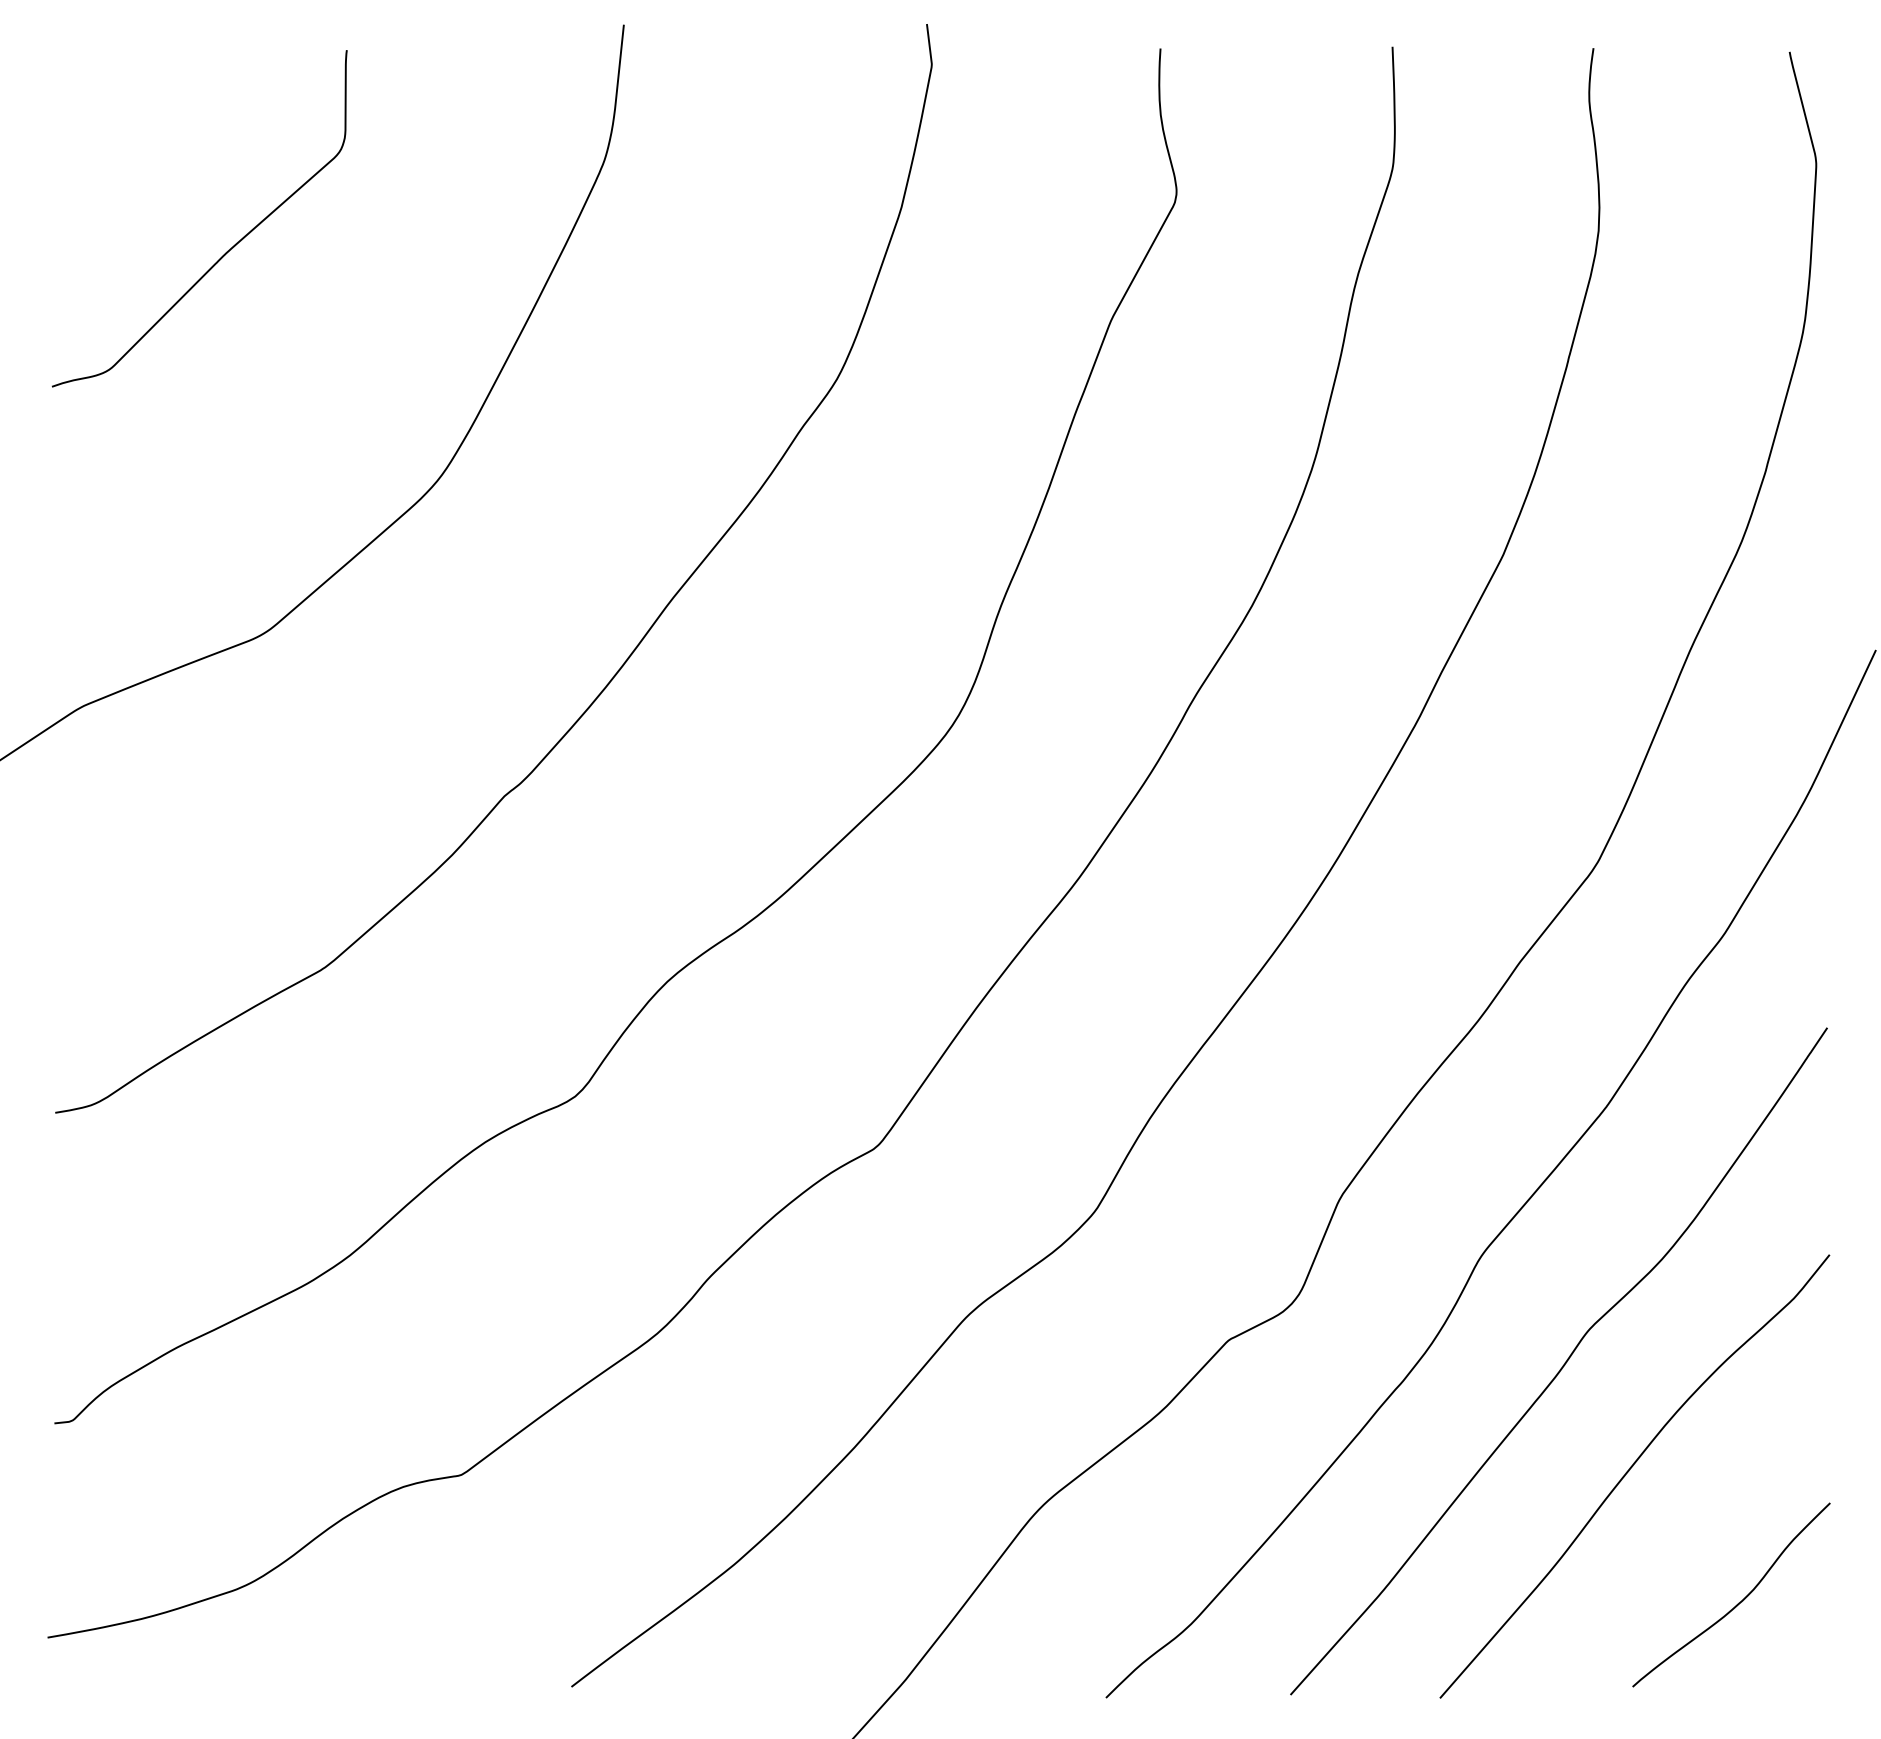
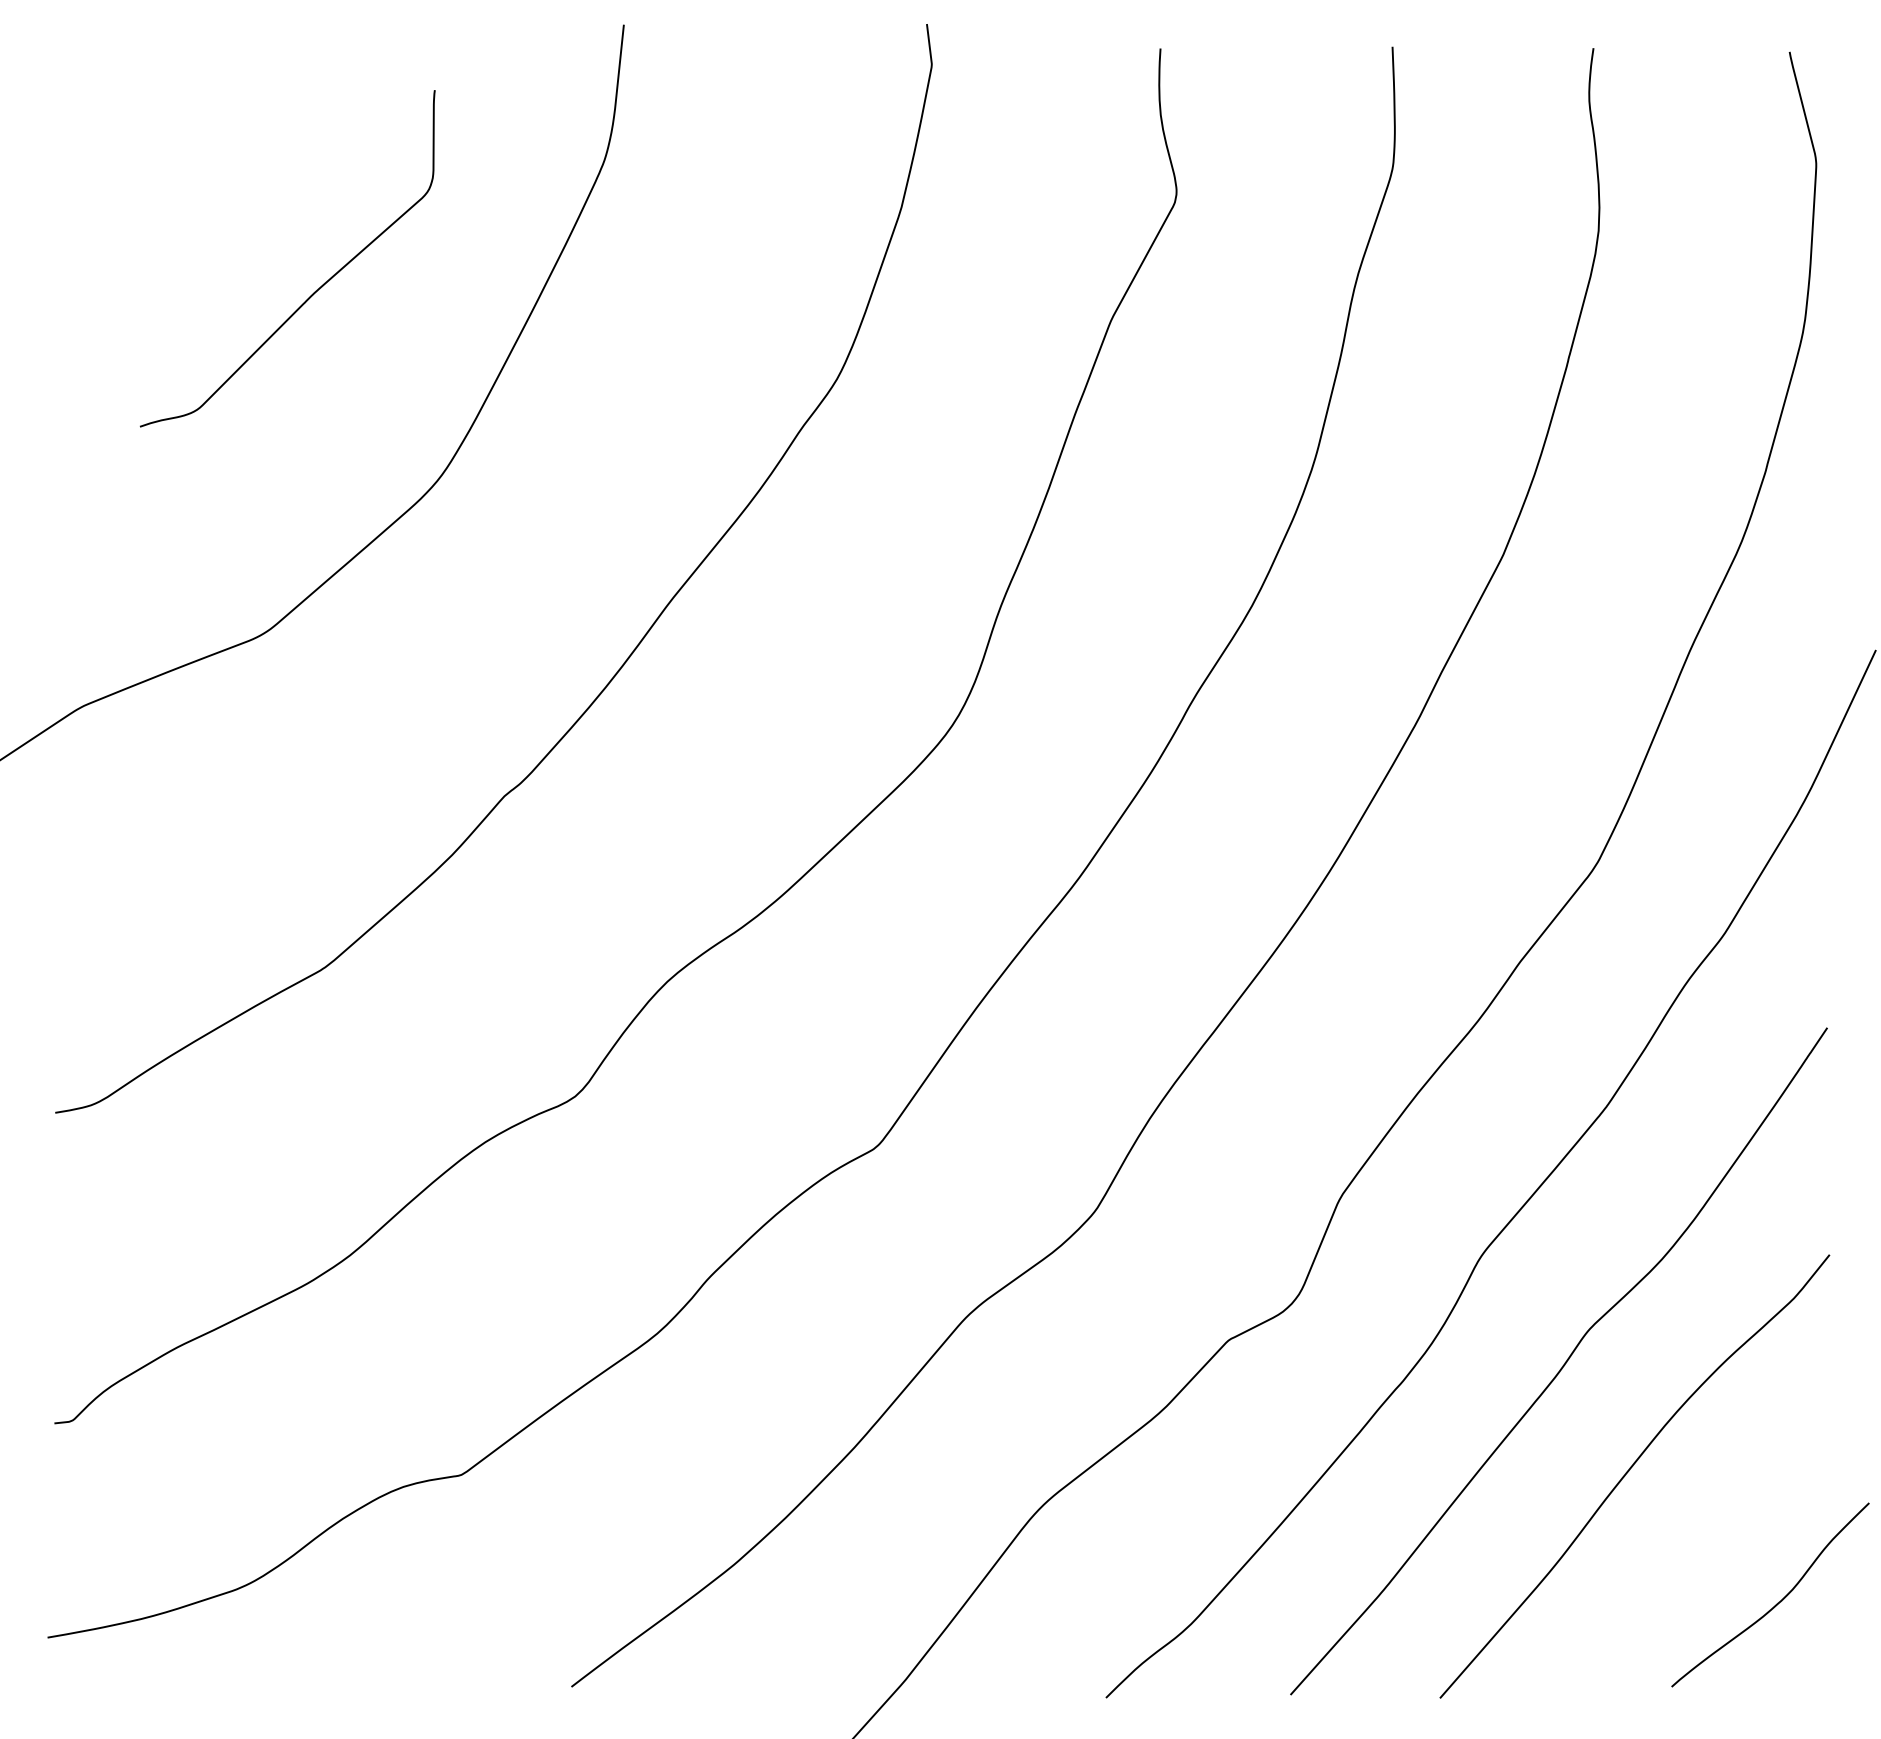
curve position: (227, 250) -> (315, 290) (315, 290)
curve position: (1738, 1602) -> (1777, 1602) (1777, 1602)
